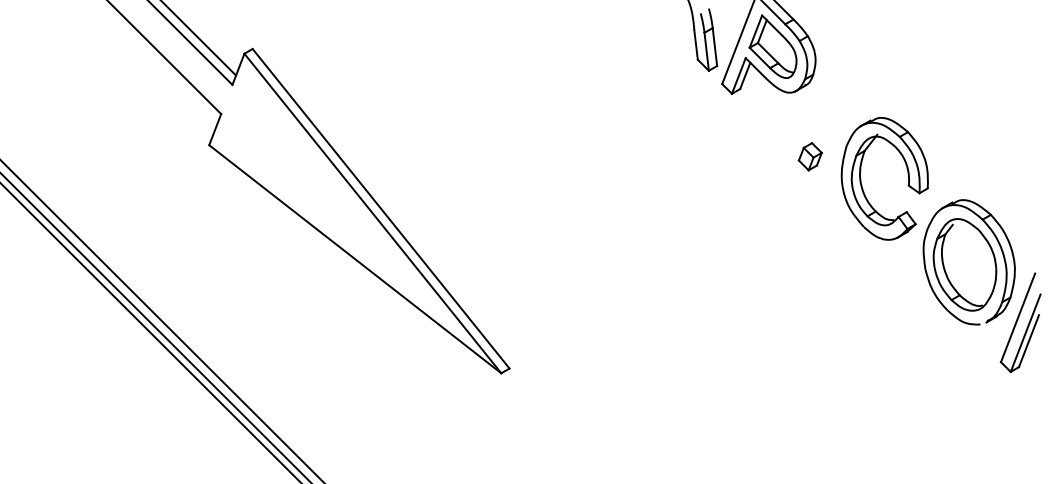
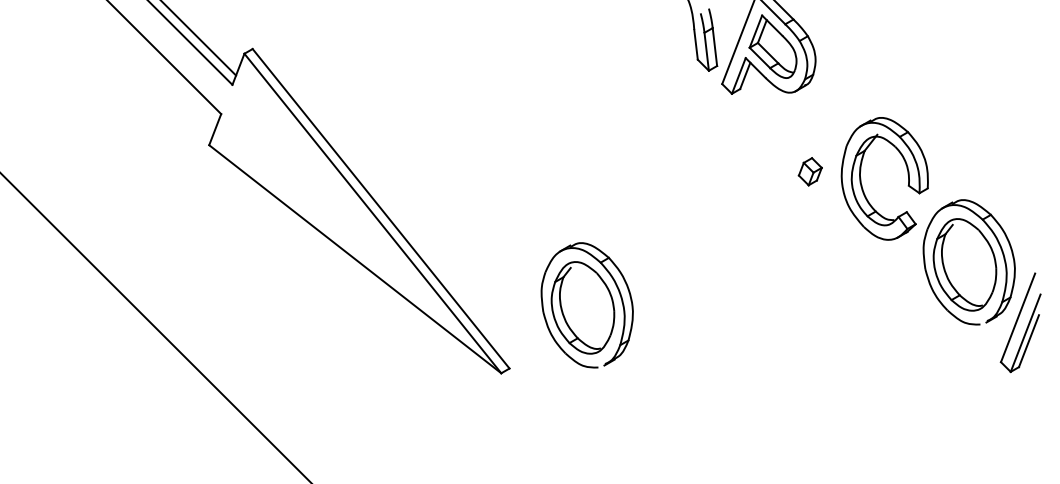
part position: (809, 156) -> (809, 171) (809, 171)
part: none -> present (586, 305)
line: present -> none (162, 320)
line: present -> none (150, 332)
